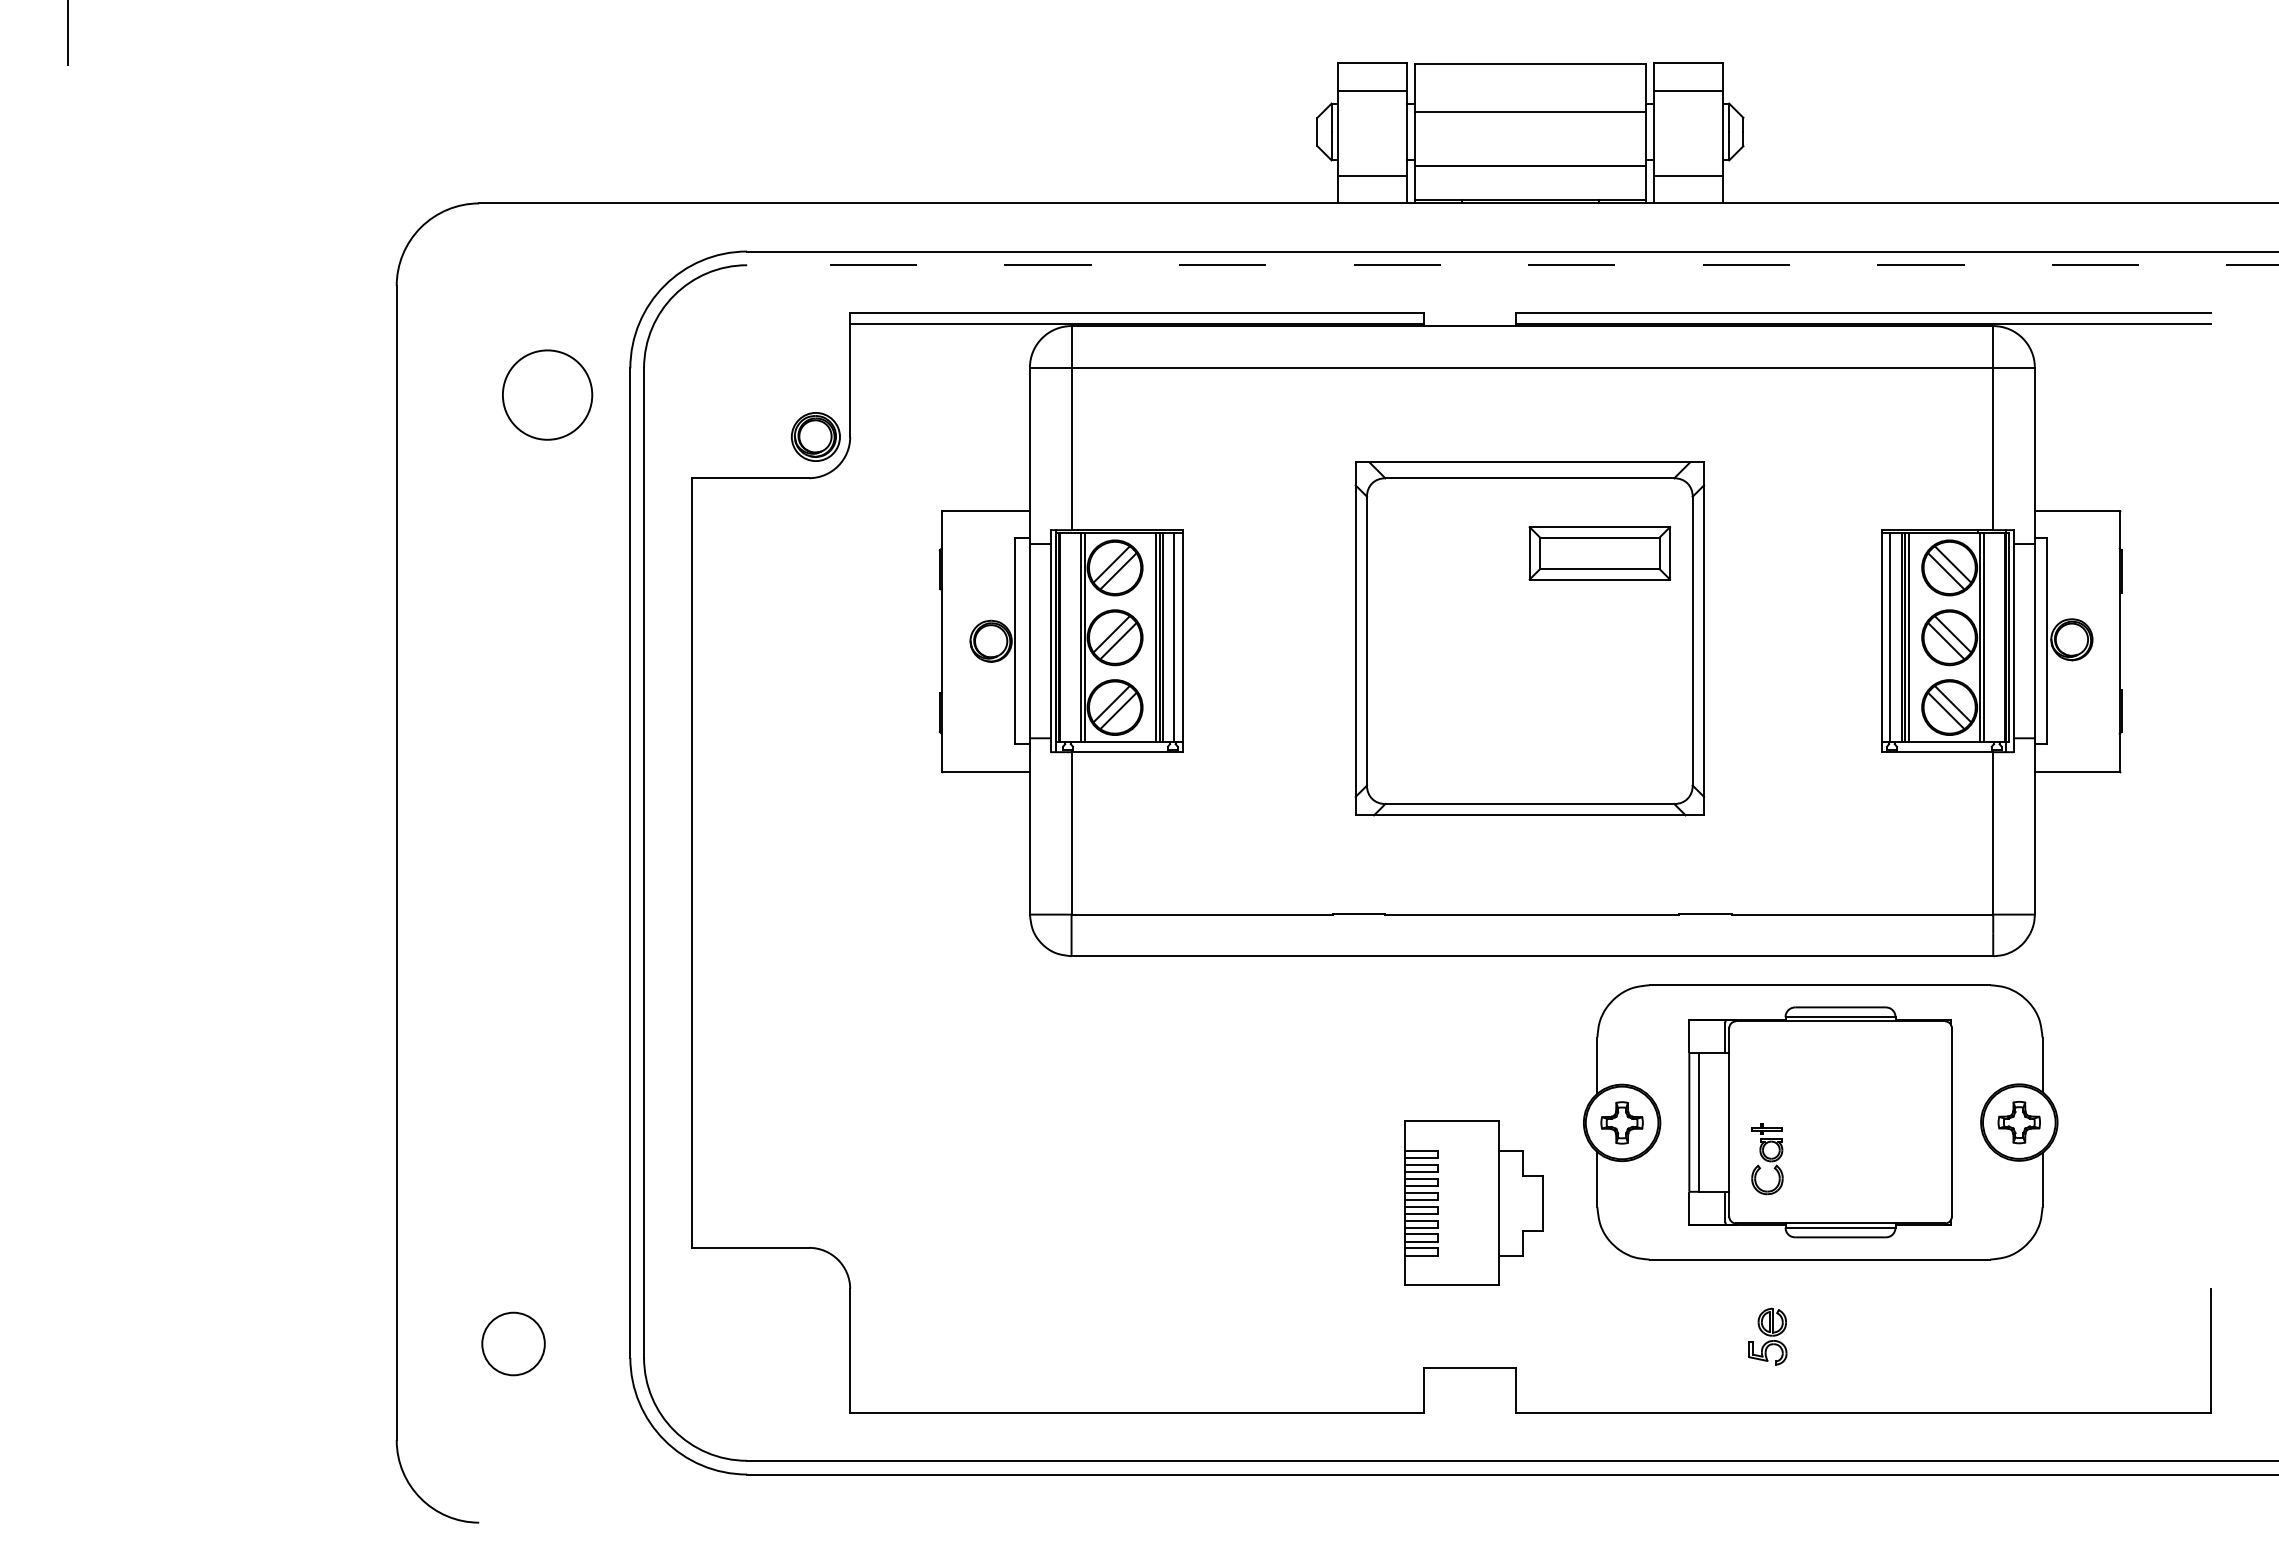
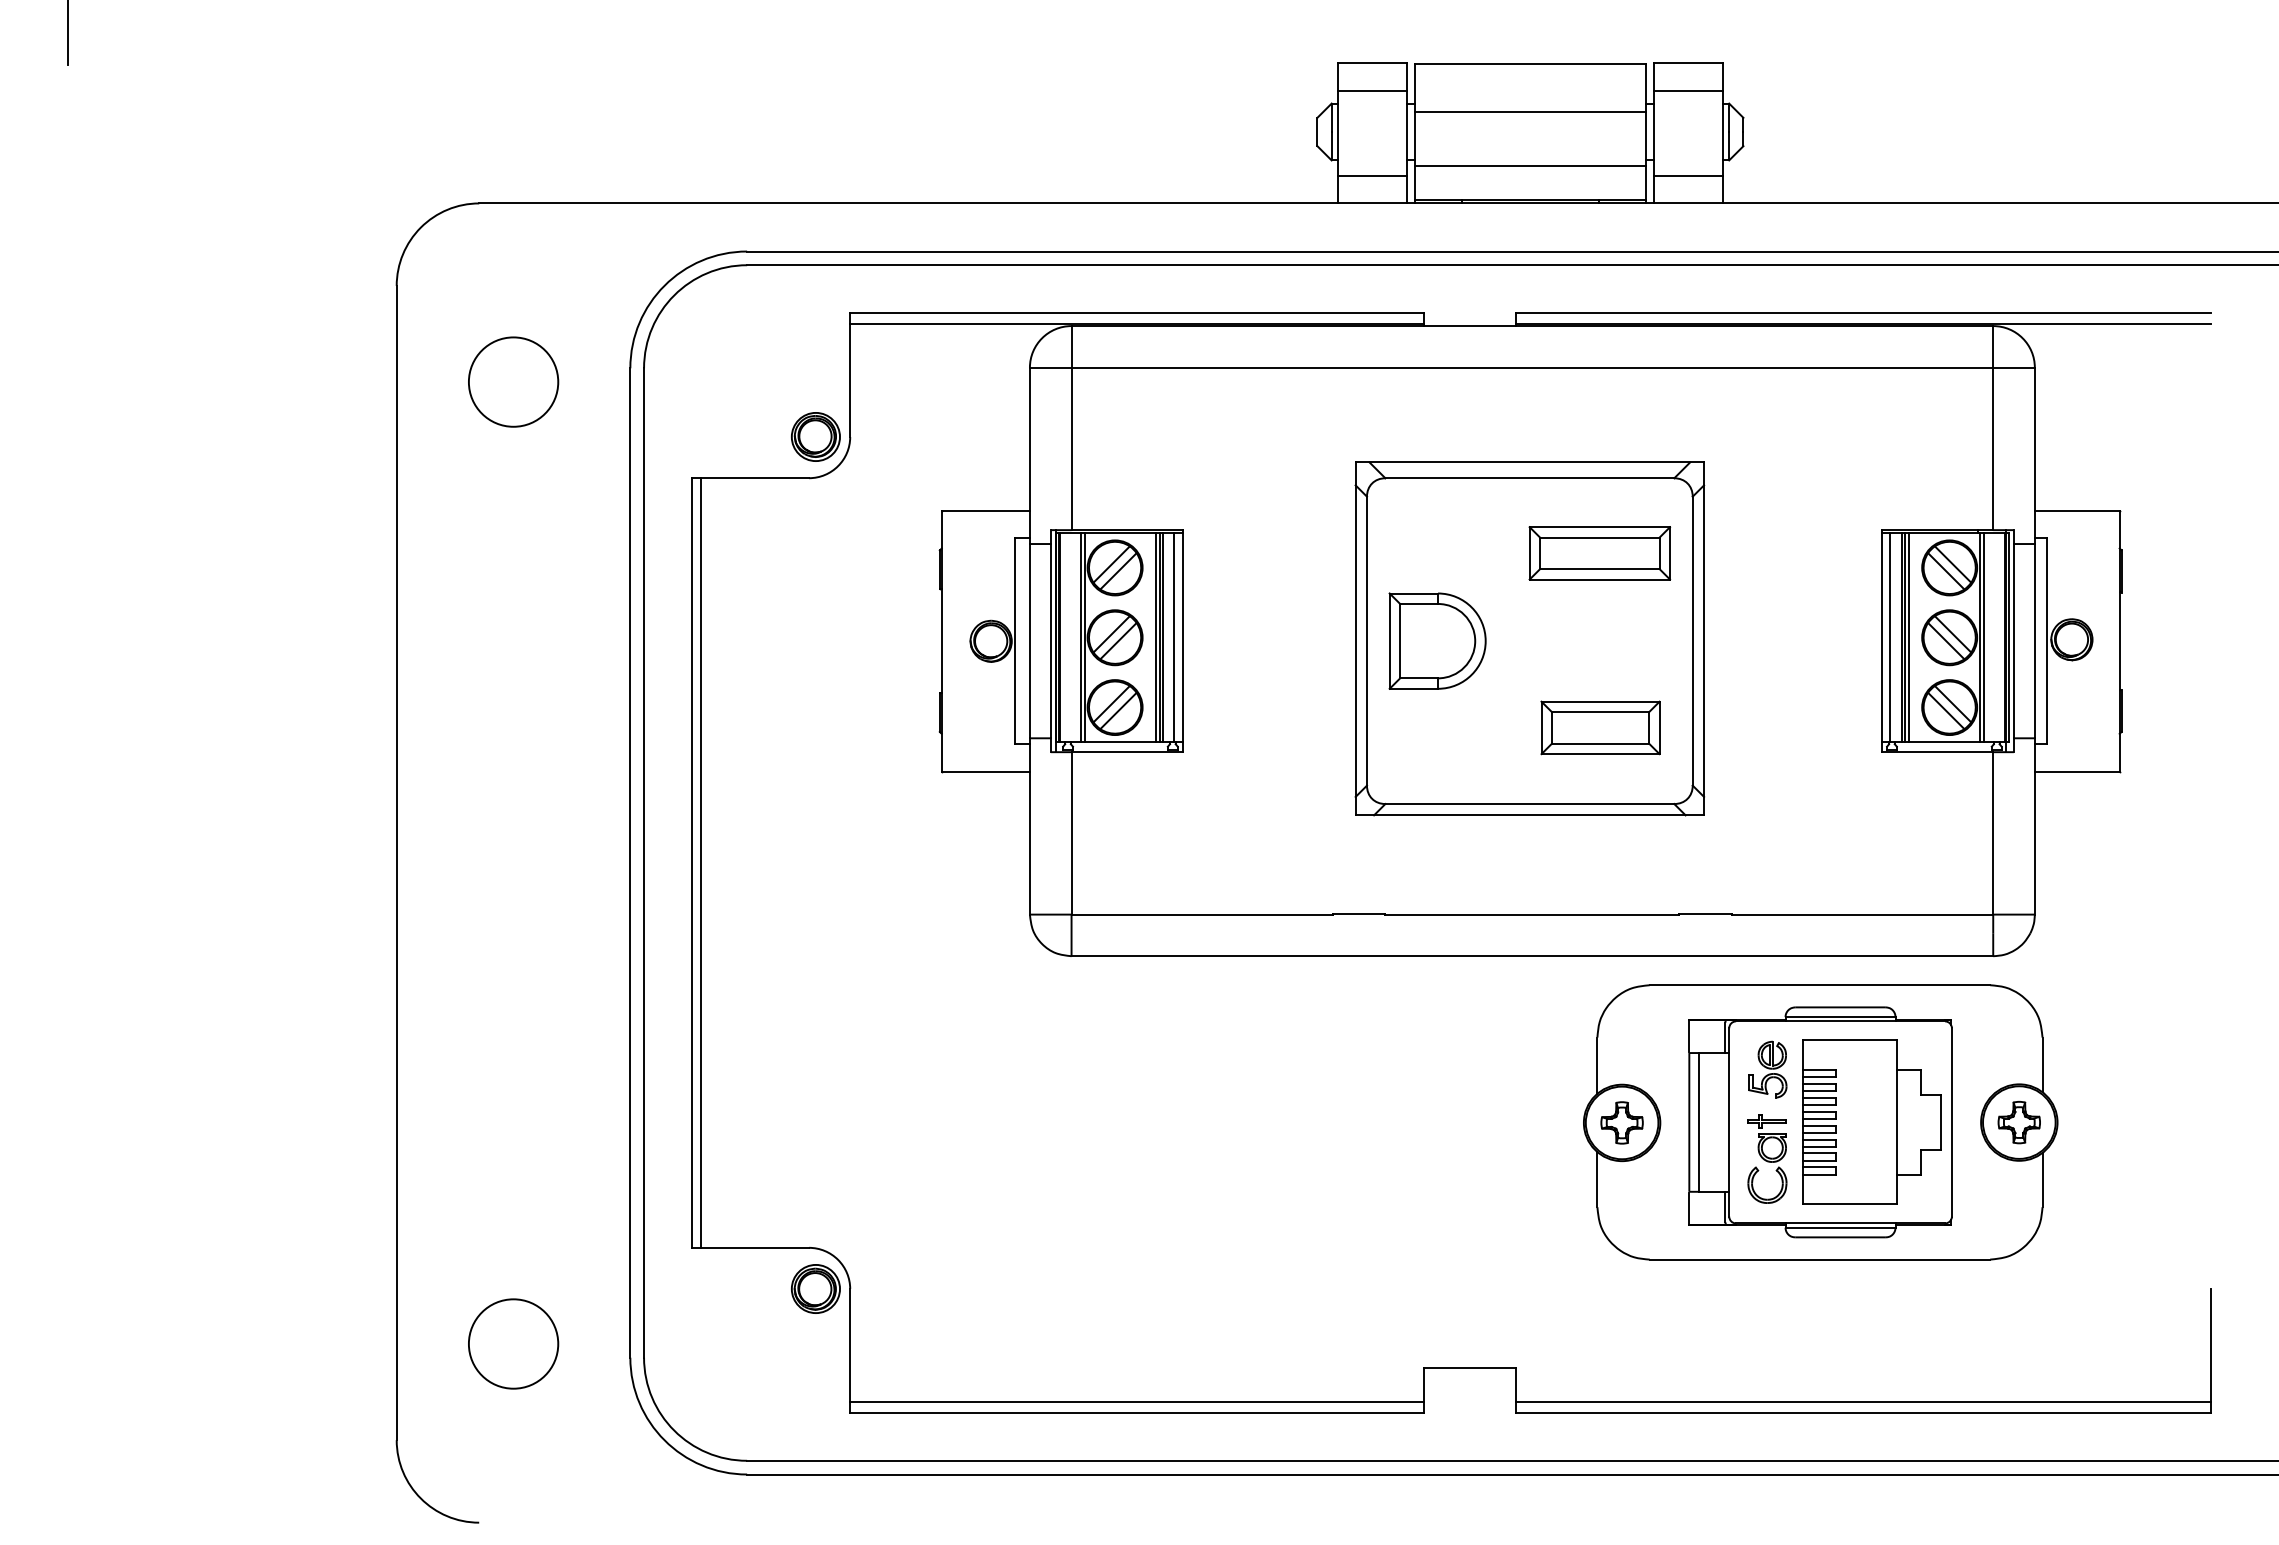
line: dashed -> solid (1512, 265)
circle position: (547, 394) -> (513, 381) (513, 381)
part: none -> present (1437, 640)
part: none -> present (1600, 727)
line: none -> present (701, 862)
part size: 33x73 px -> 41x90 px (1767, 1158)
part position: (1473, 1202) -> (1871, 1121) (1871, 1121)
part: none -> present (815, 1288)
part position: (1767, 1336) -> (1767, 1069) (1767, 1069)
circle diameter: 63 px -> 89 px (513, 1343)
line: none -> present (1136, 1402)
line: none -> present (1863, 1402)
